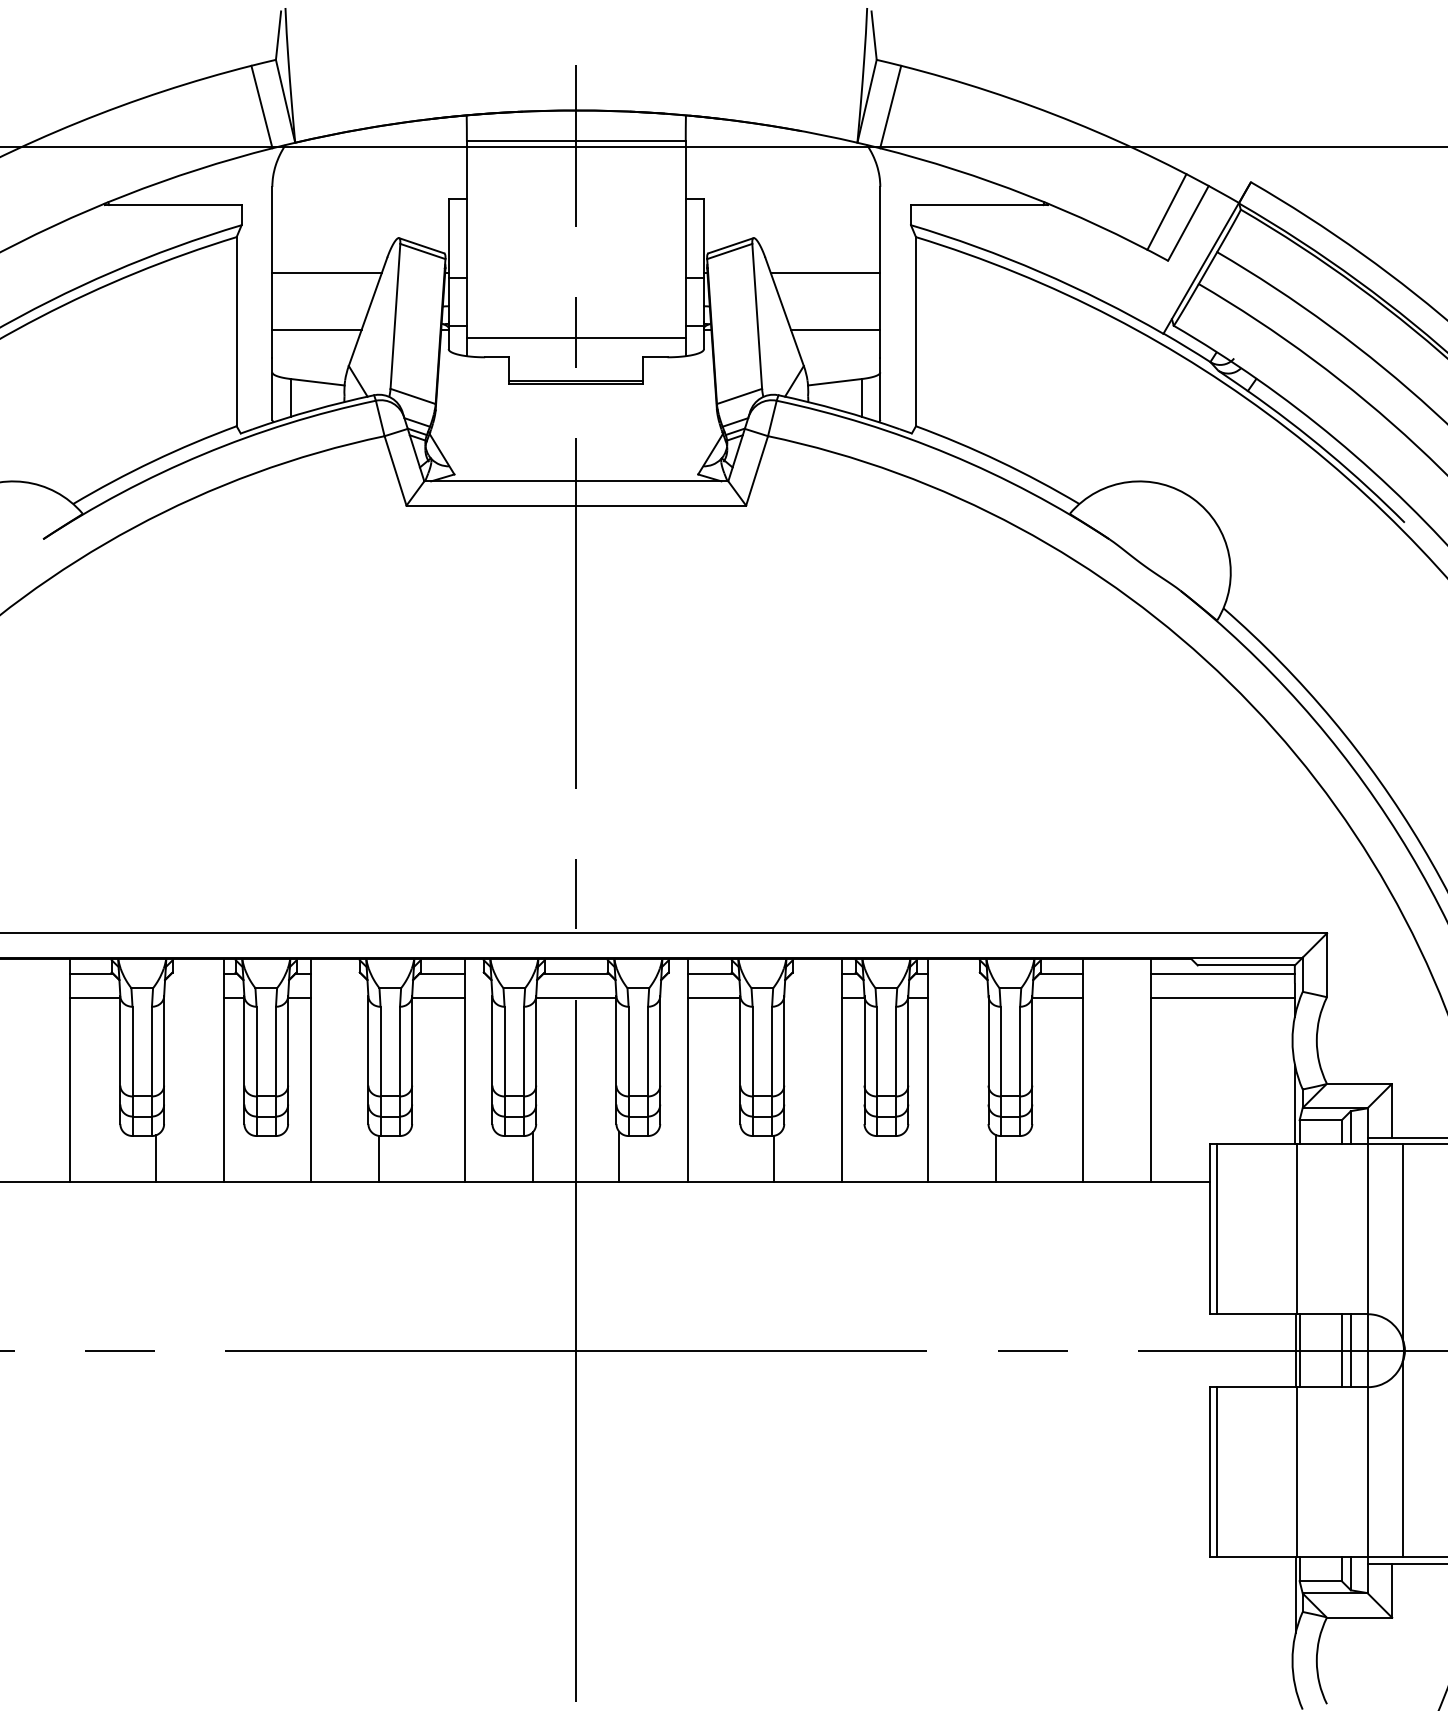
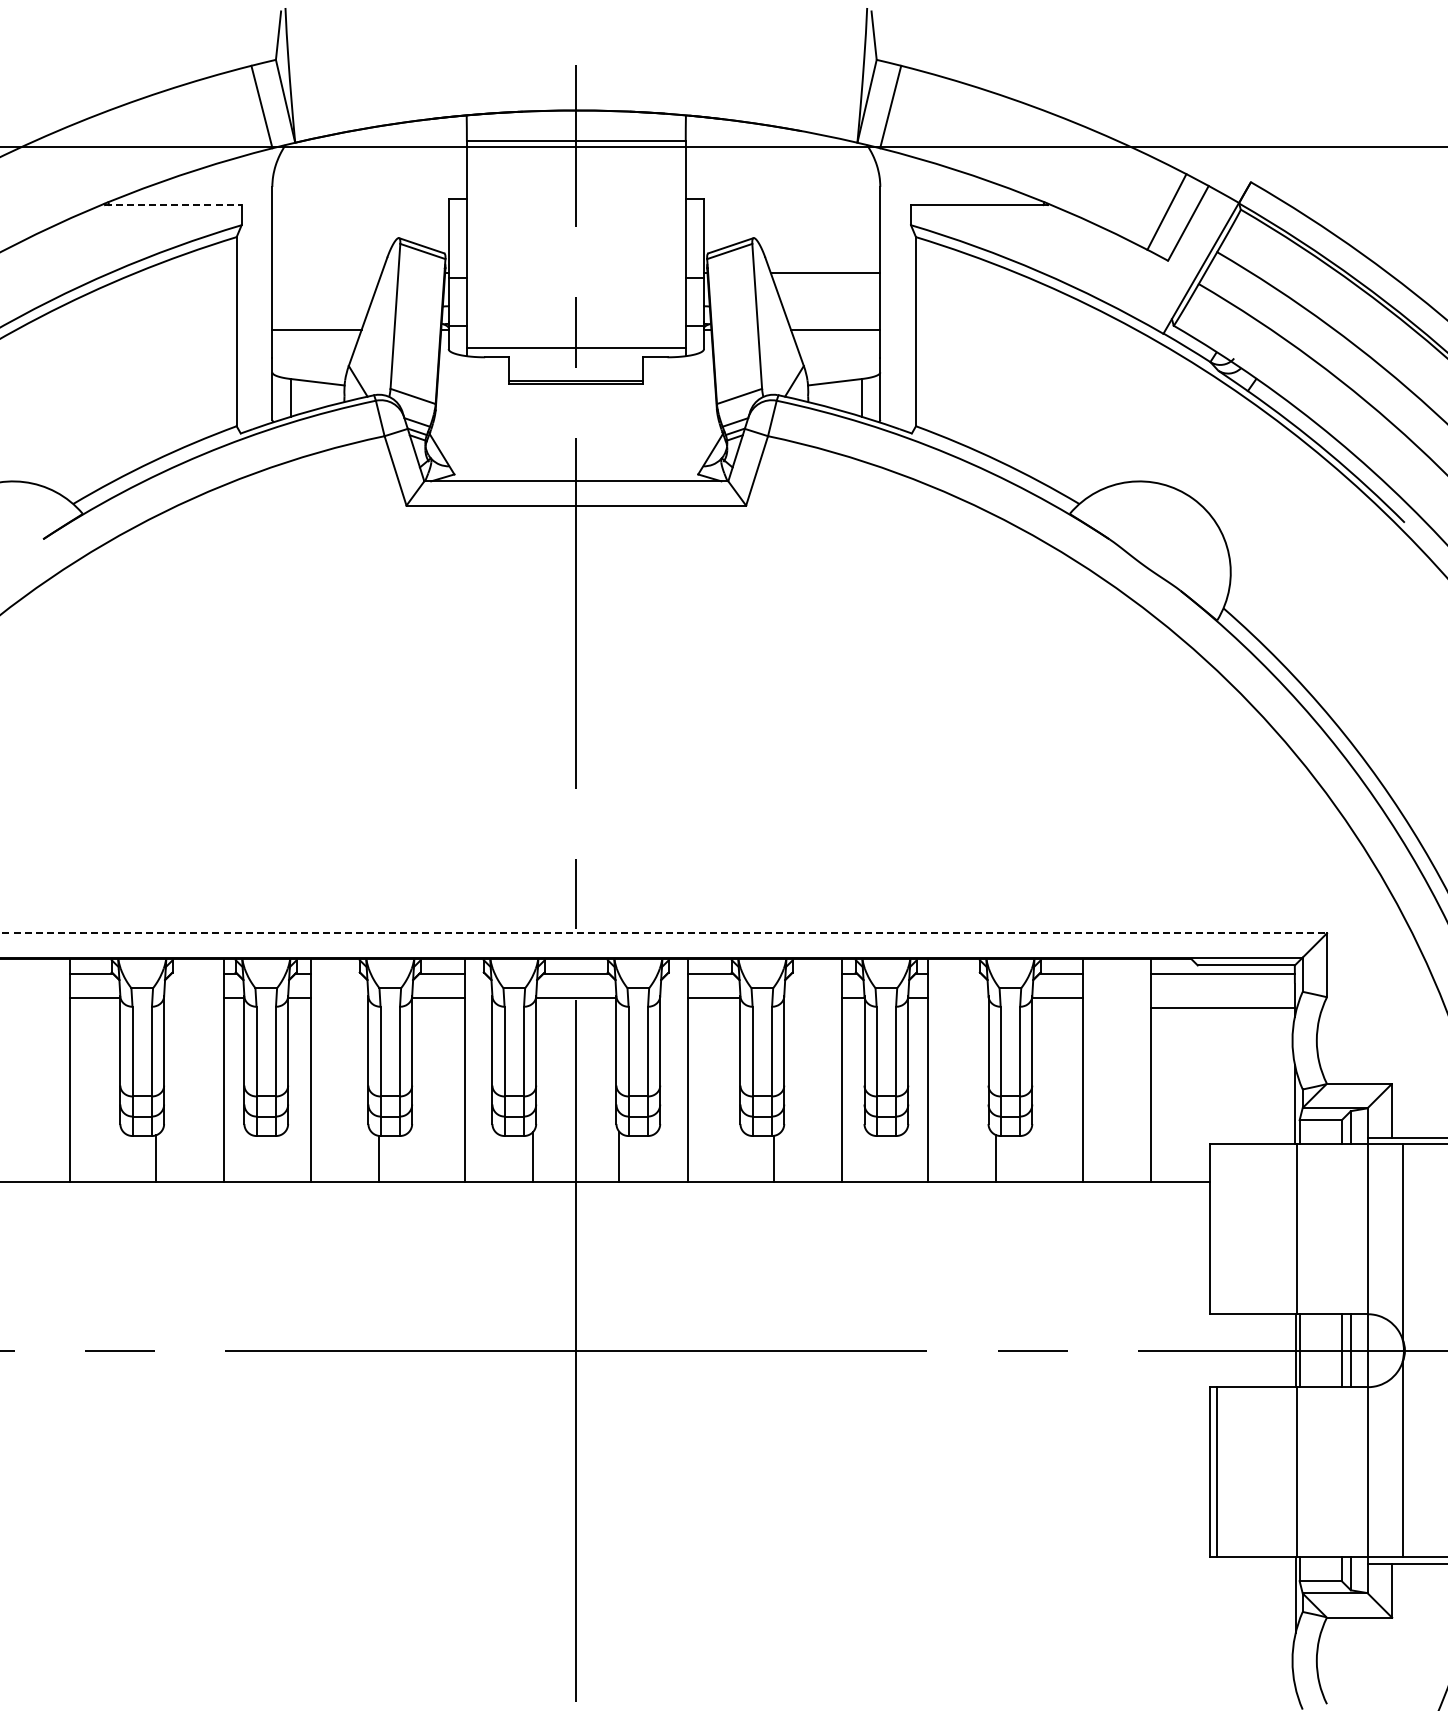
line: solid -> dashed (173, 205)
line: present -> none (326, 273)
line position: (575, 337) -> (575, 347) (575, 347)
line: solid -> dashed (664, 933)
line position: (1222, 998) -> (1222, 1008) (1222, 1008)
line: present -> none (1216, 1229)
